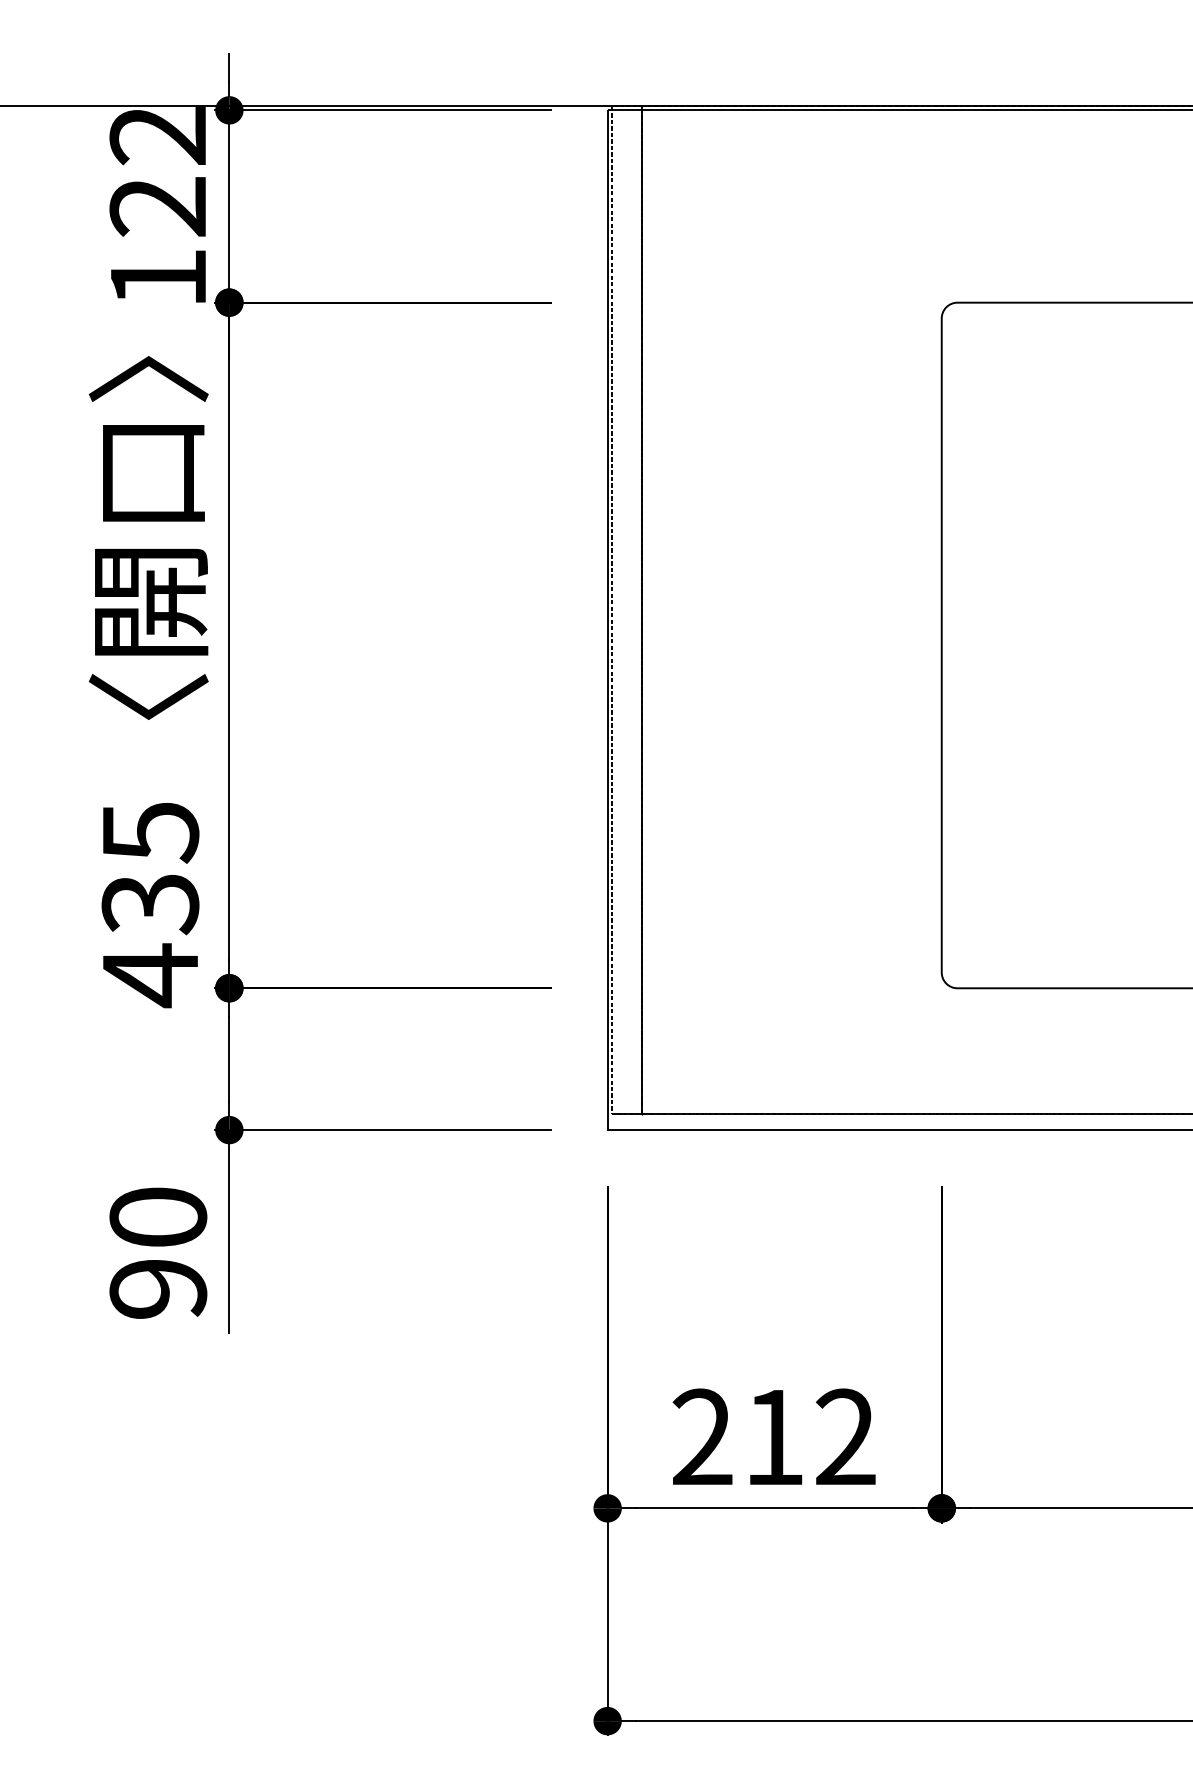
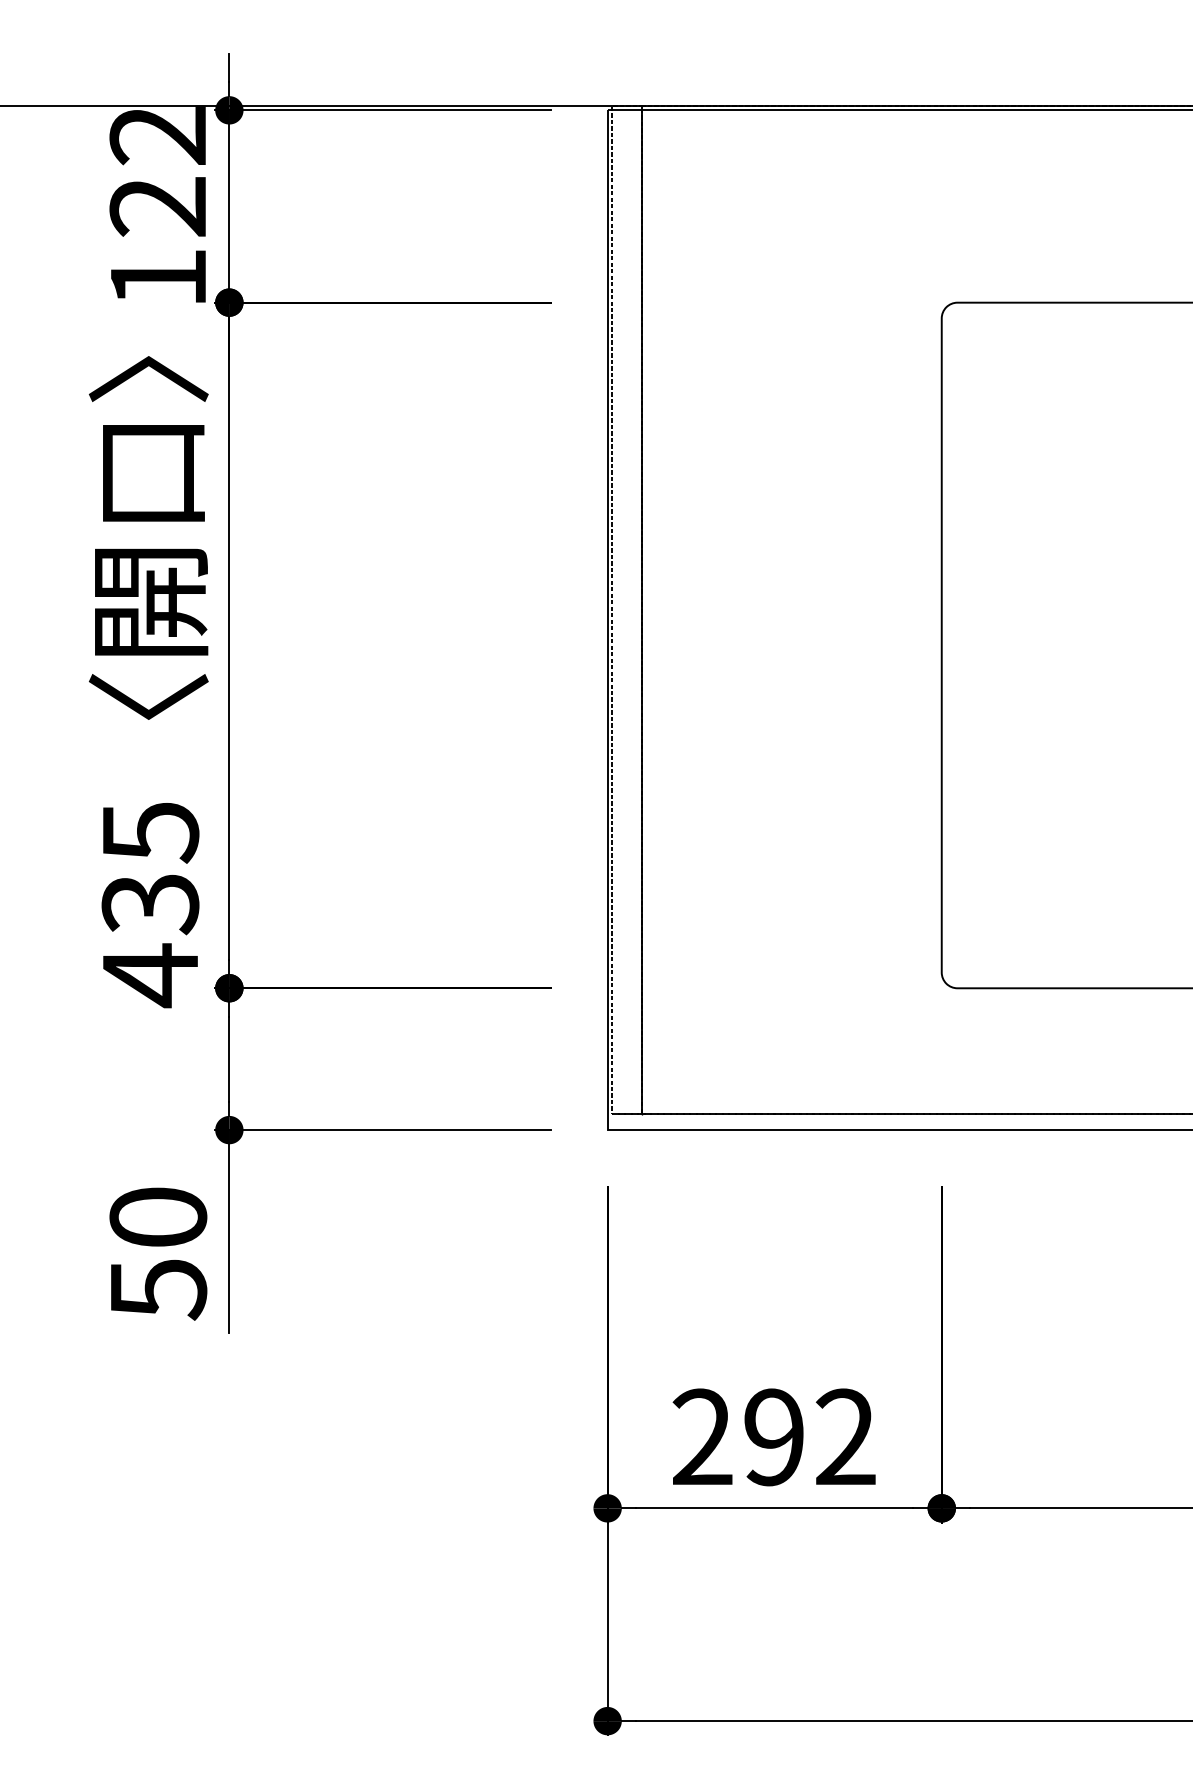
text: 90 -> 50 (158, 1289)
text: 212 -> 292 (773, 1437)
